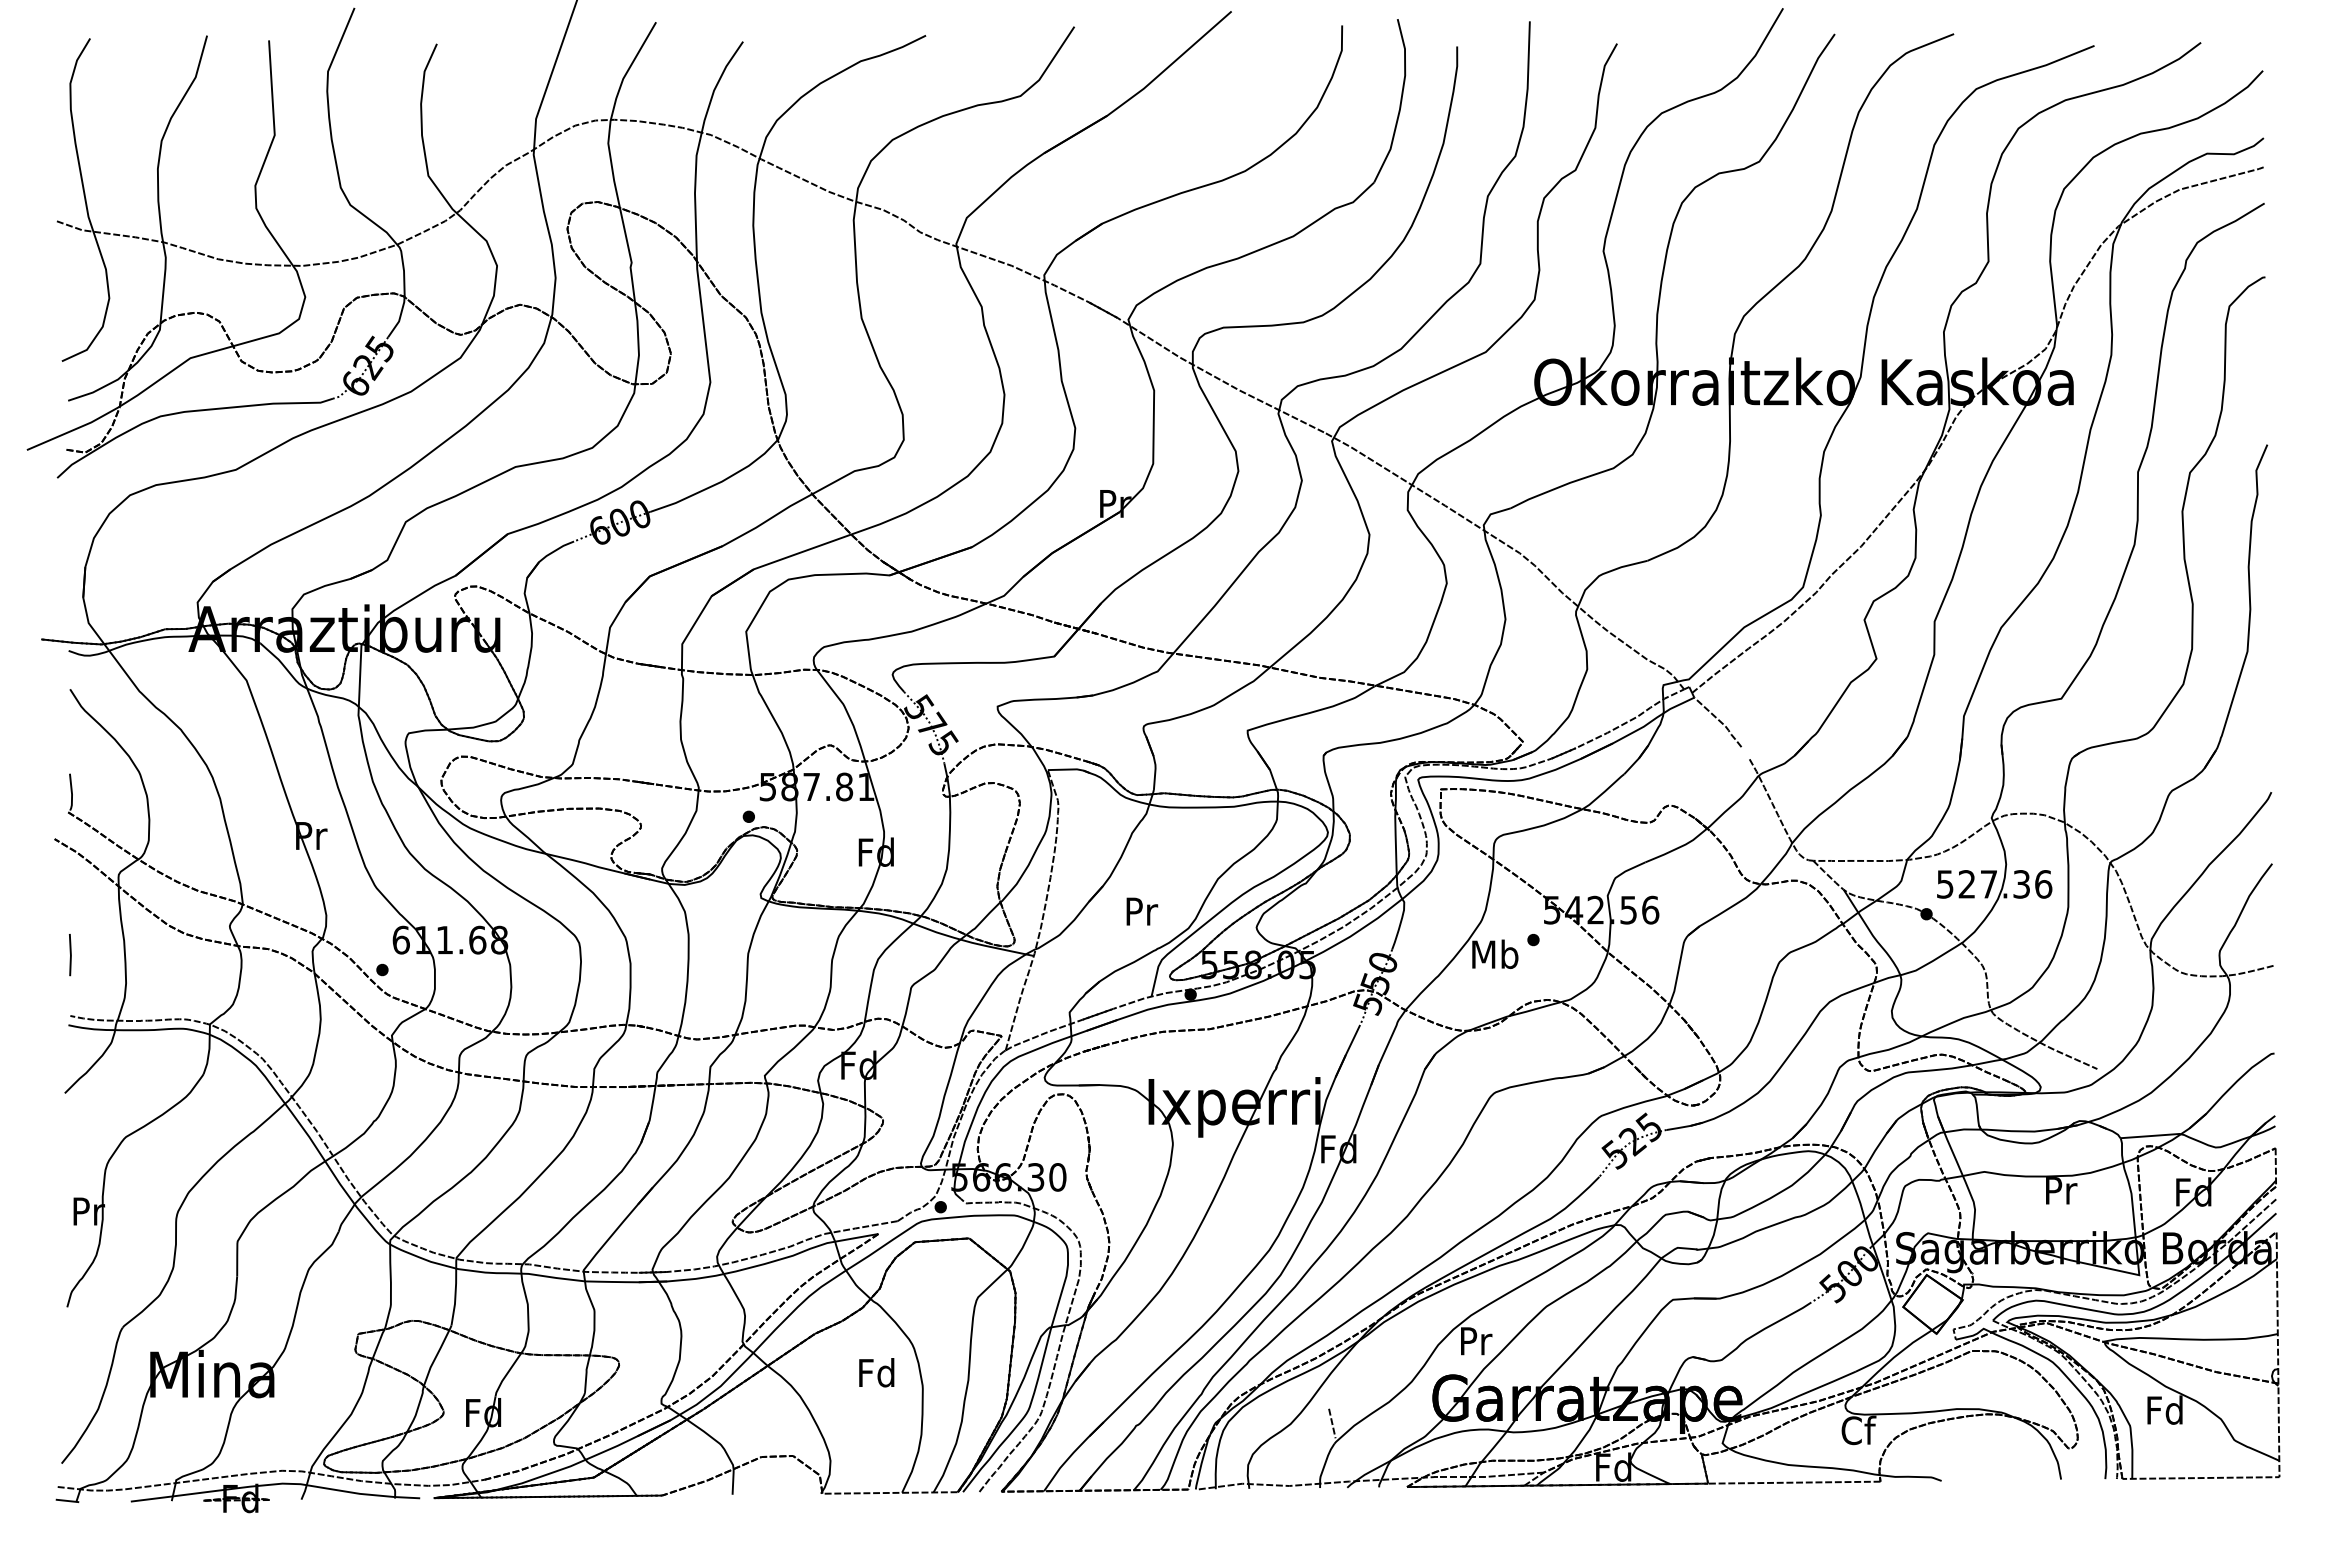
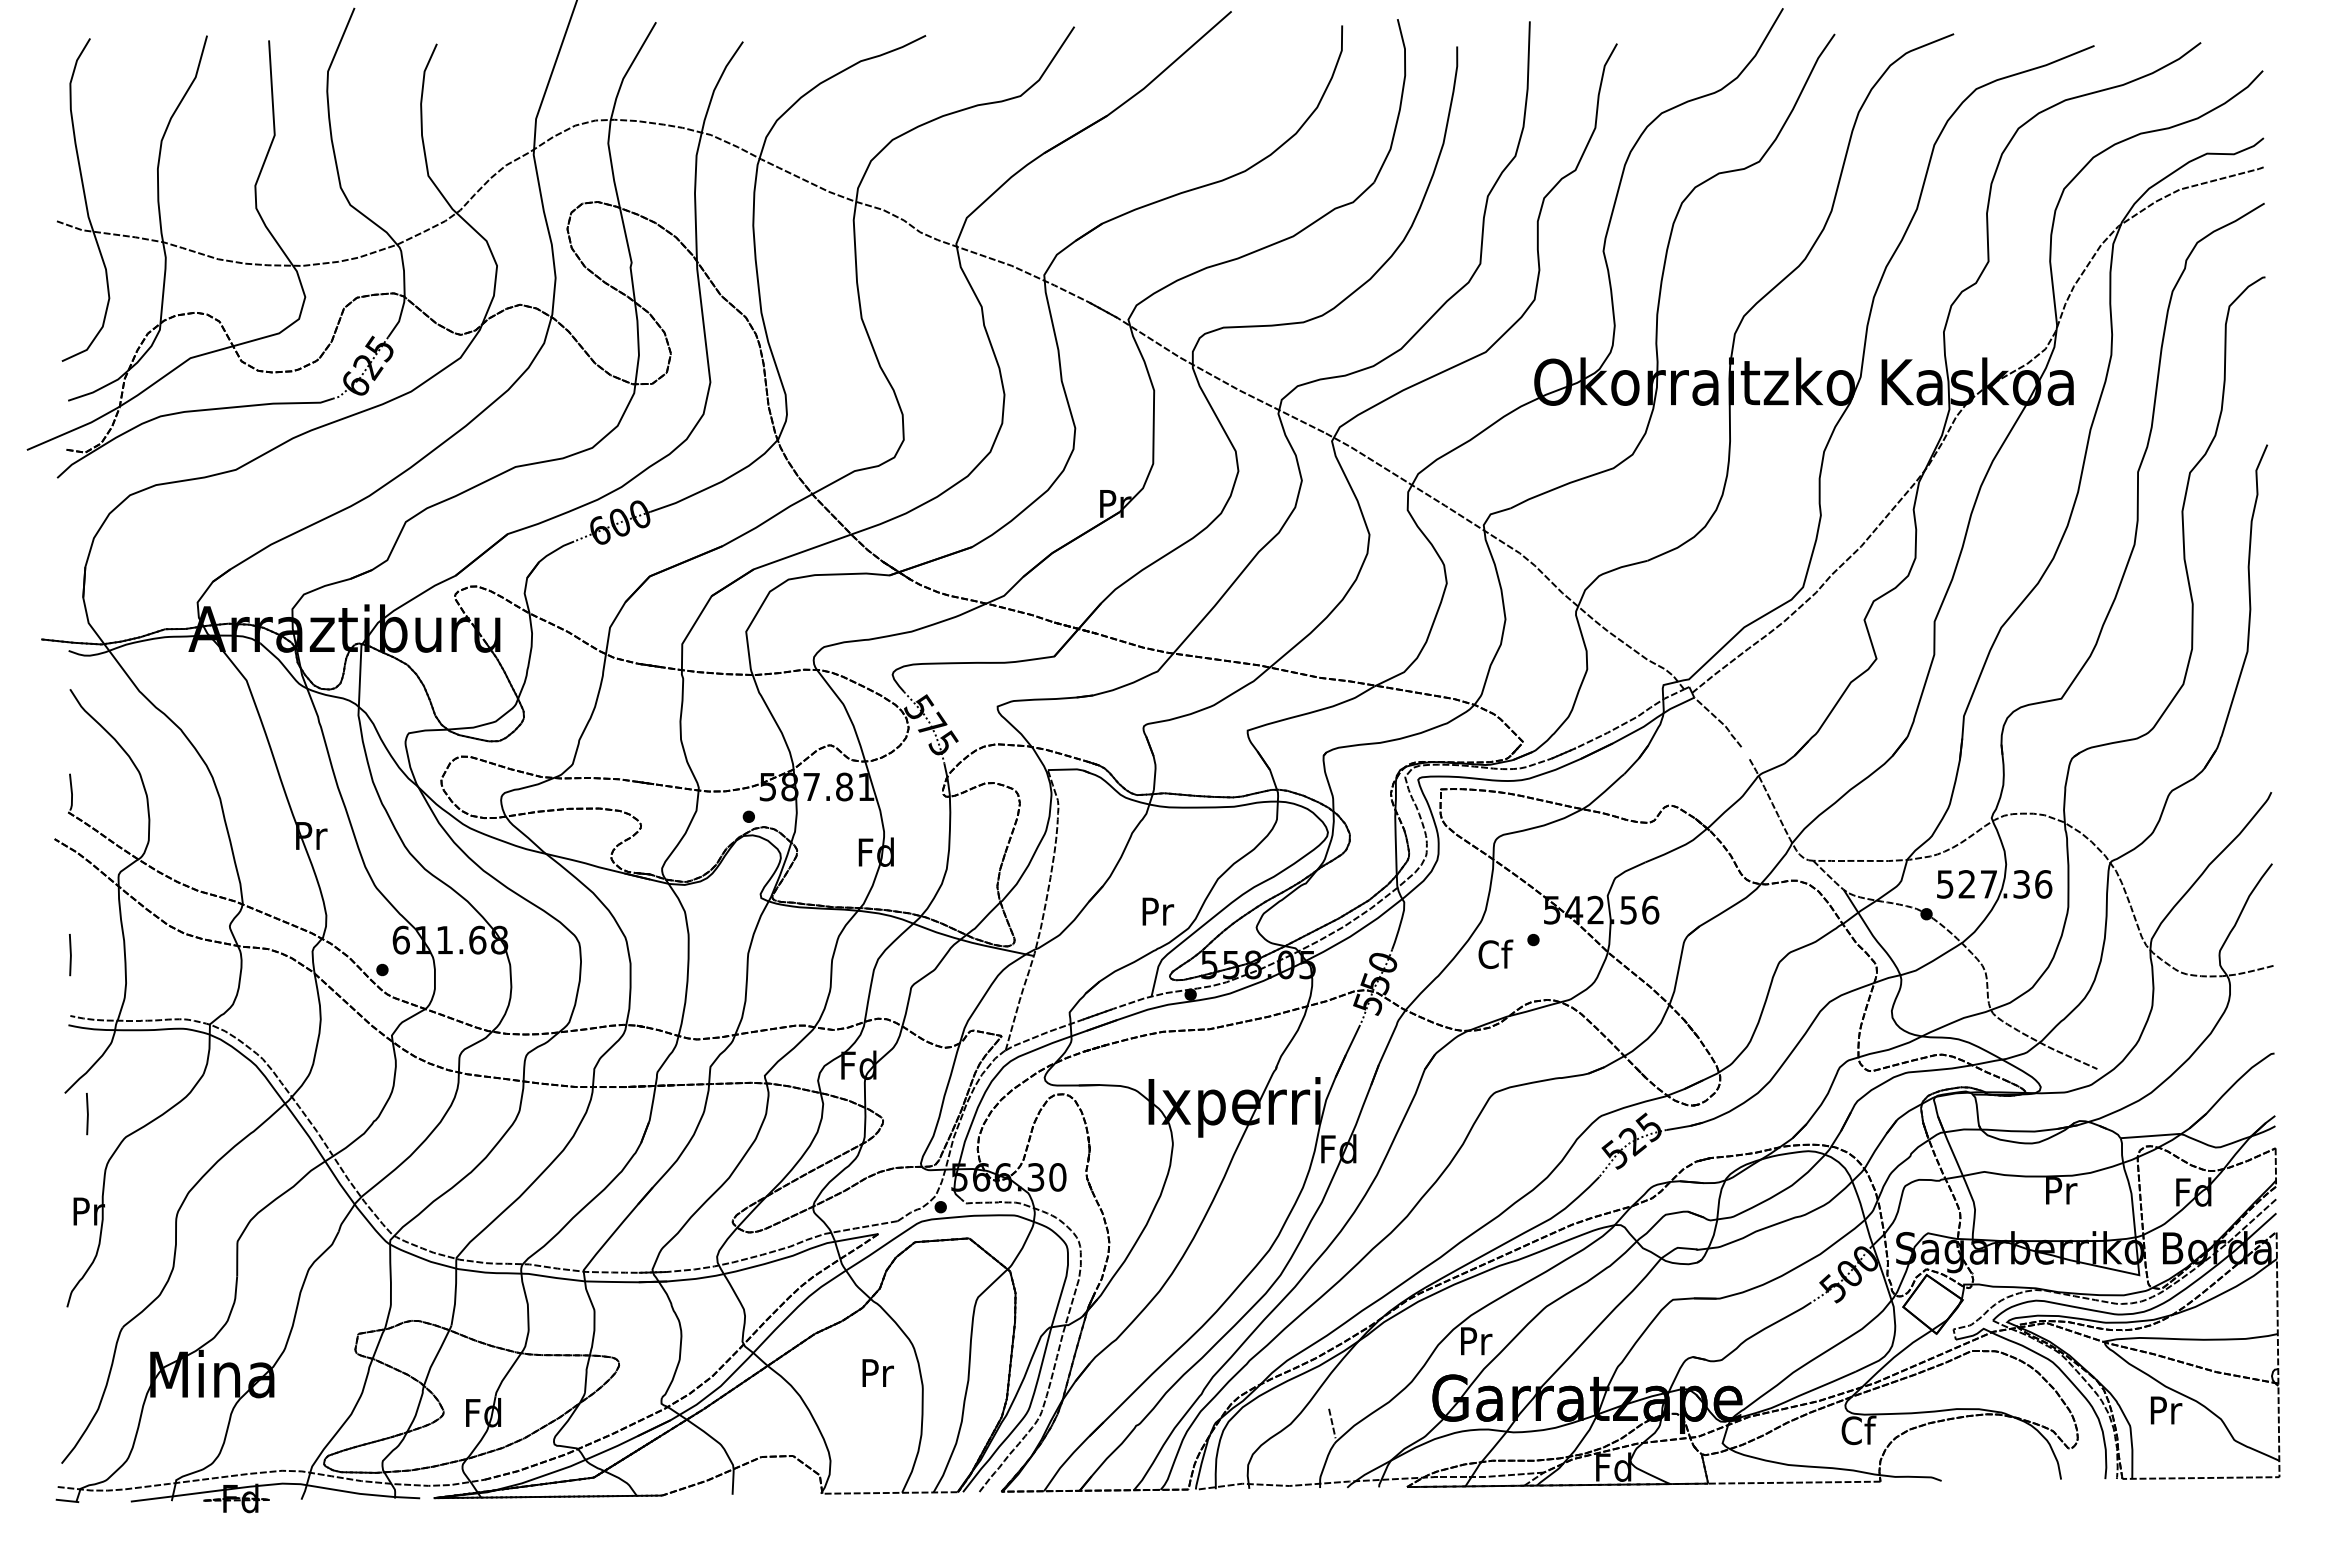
text position: (1142, 911) -> (1158, 911) (1158, 911)
text: Mb -> Cf (1495, 954)
line: none -> present (87, 1114)
text: Fd -> Pr (876, 1372)
text: Fd -> Pr (2164, 1409)
